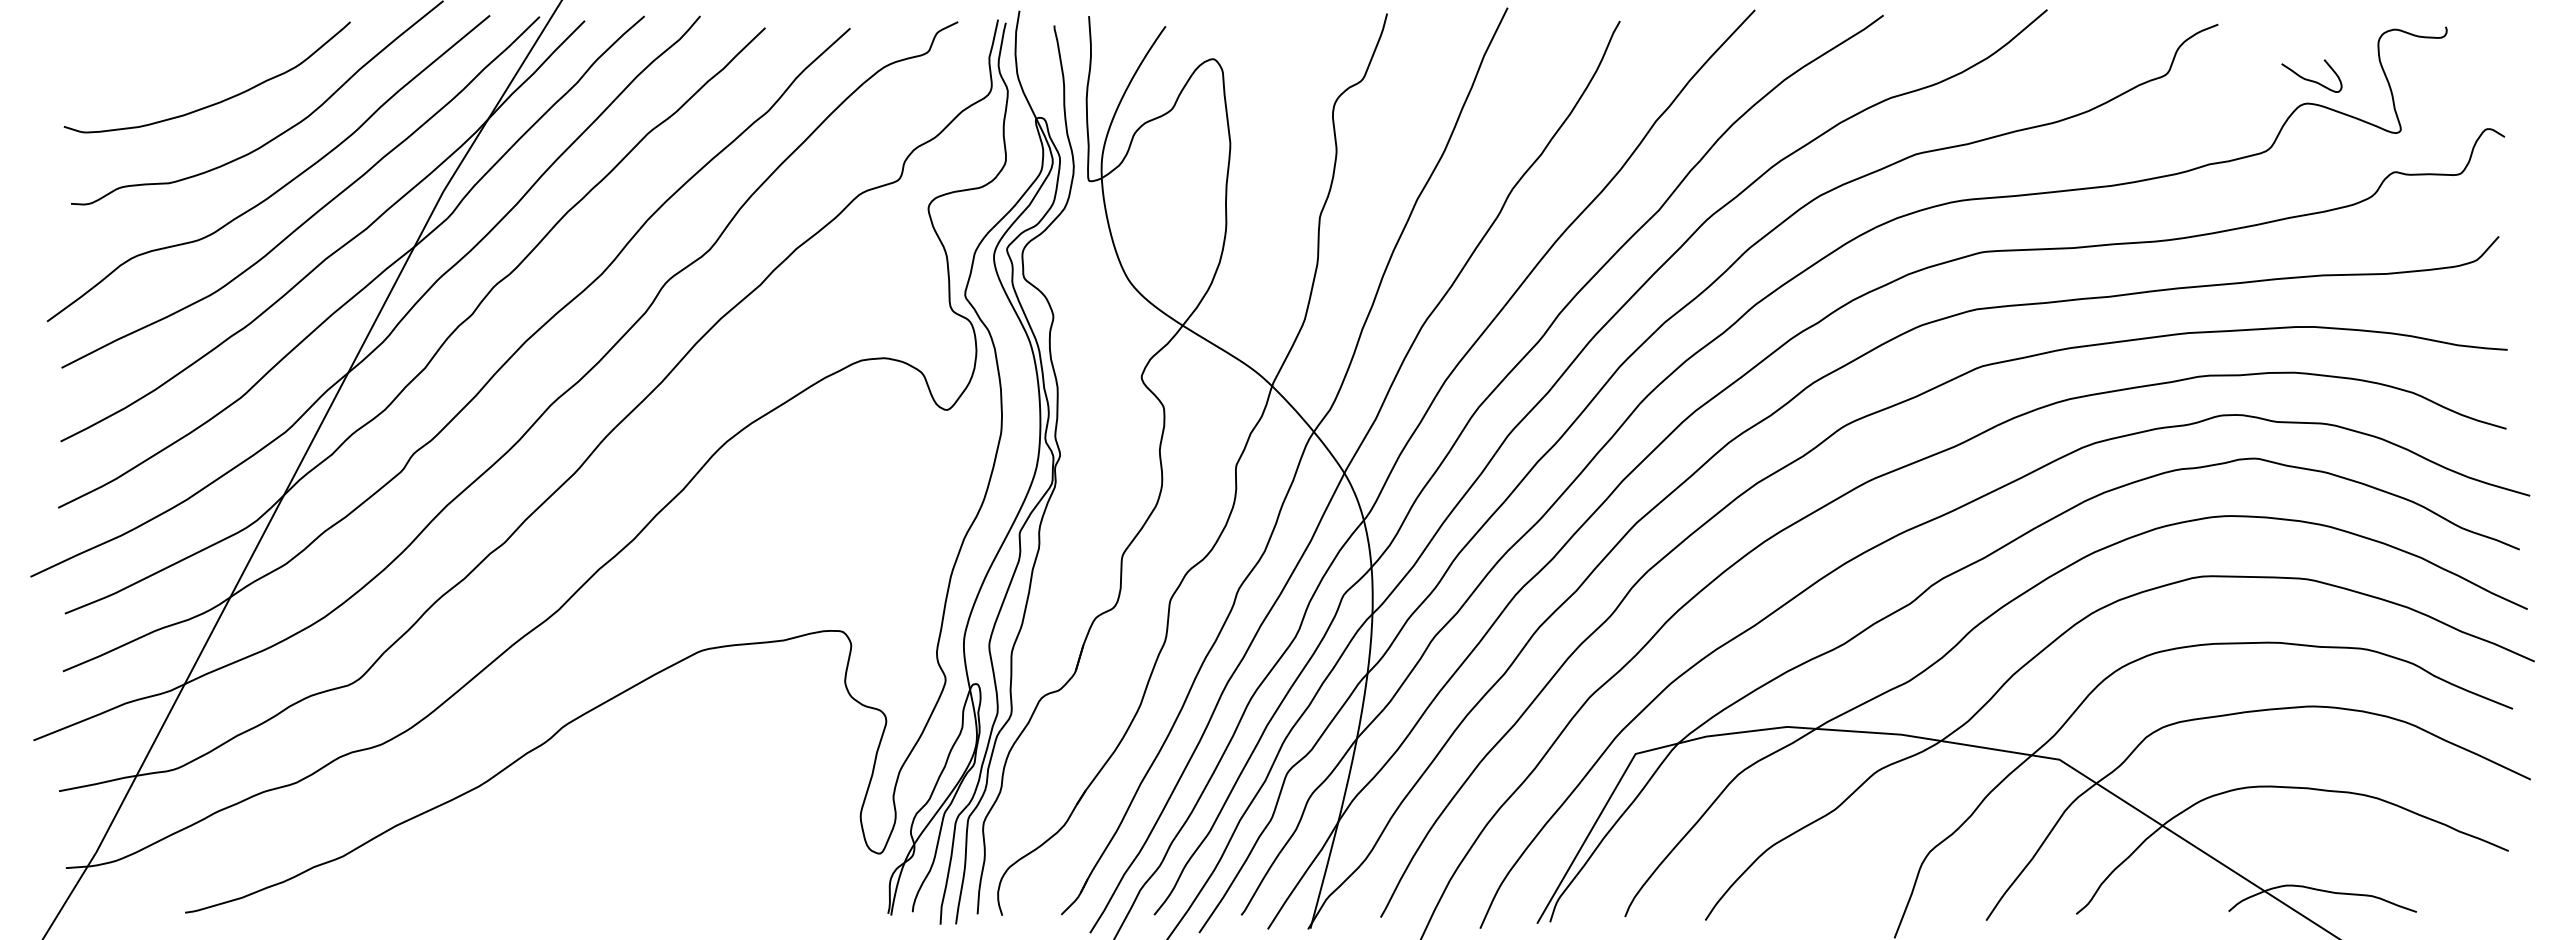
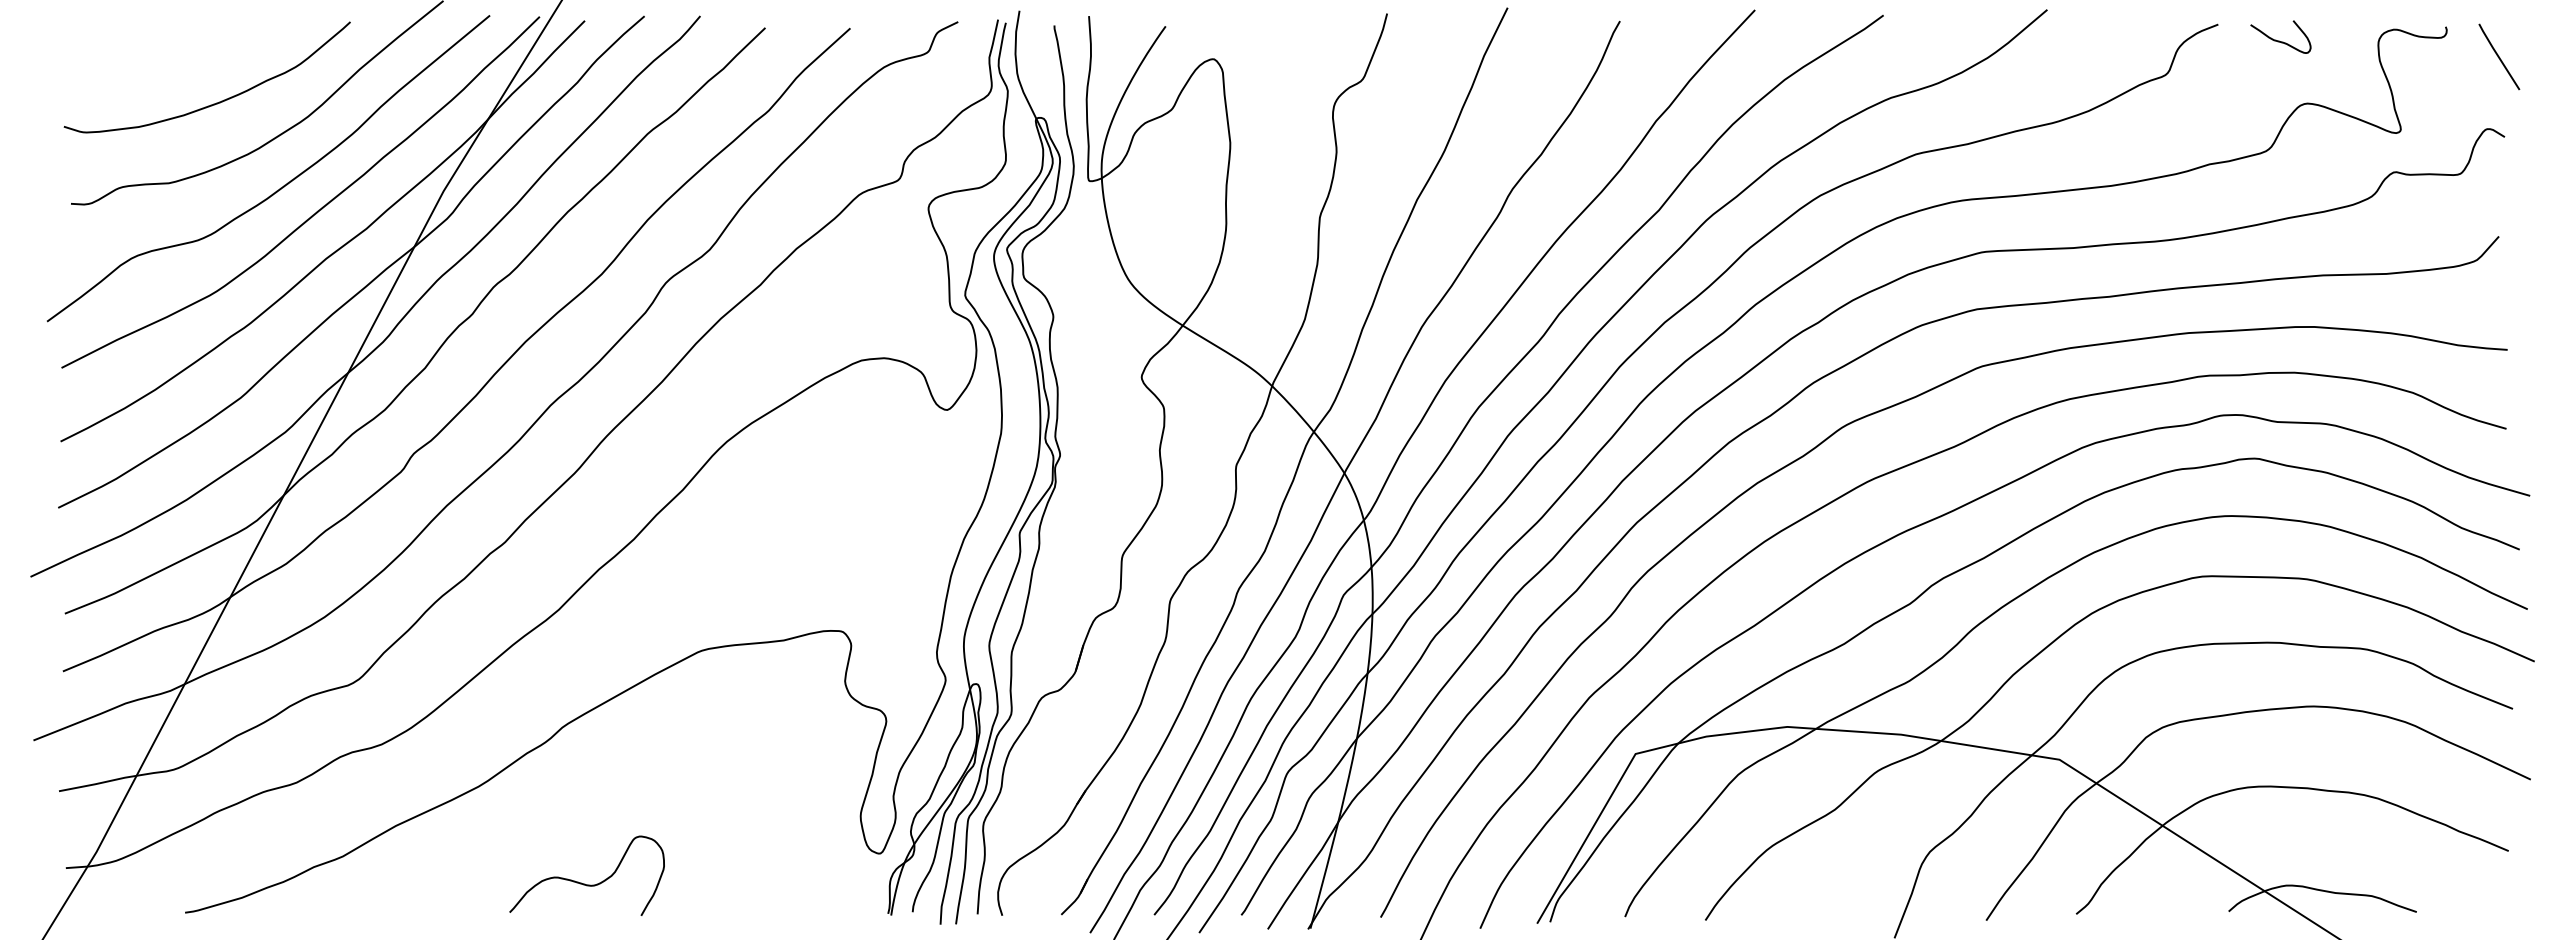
line: none -> present (2499, 56)
curve position: (2310, 79) -> (2279, 40) (2279, 40)
curve: none -> present (584, 883)
